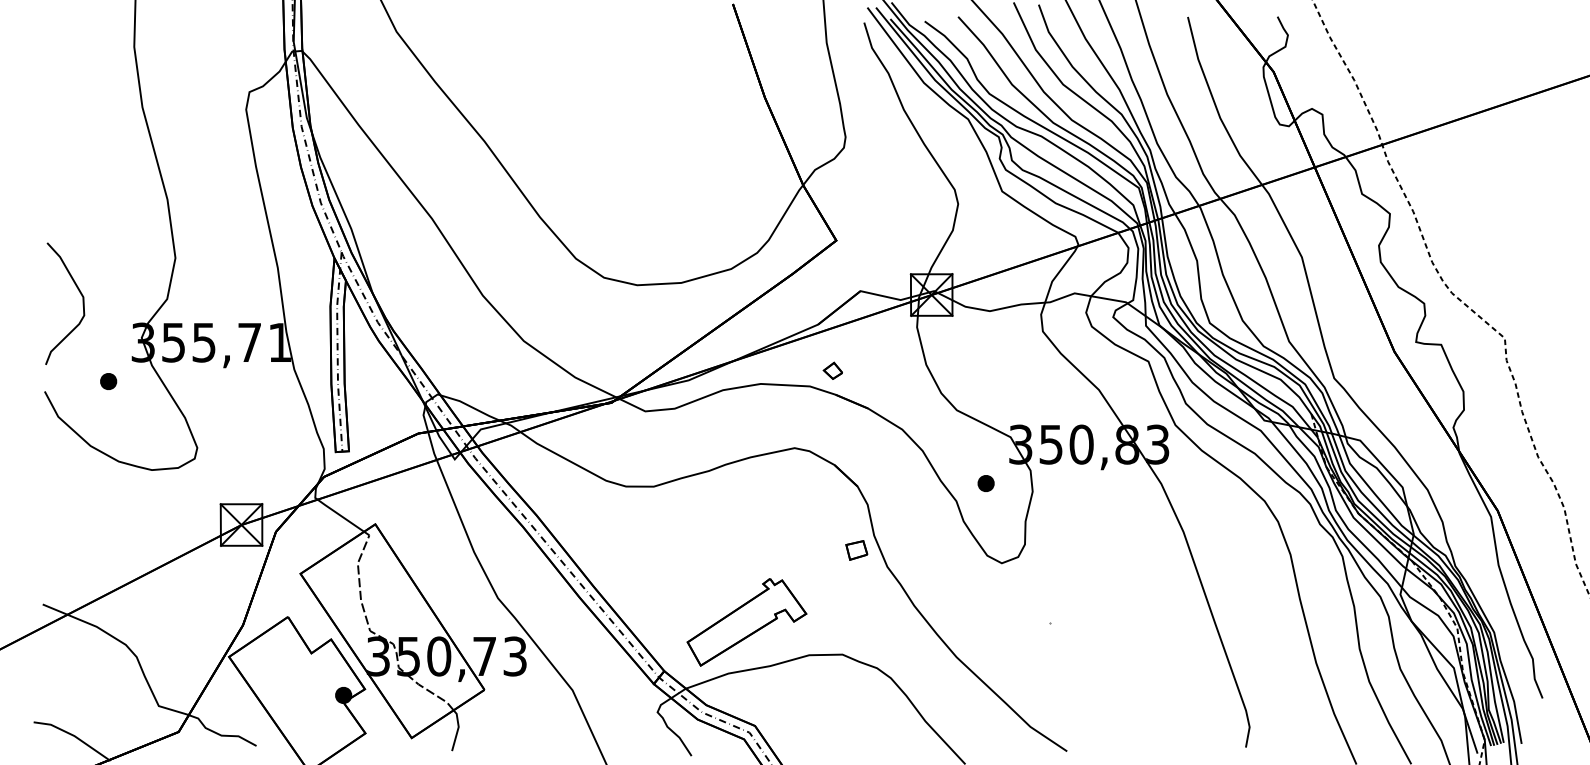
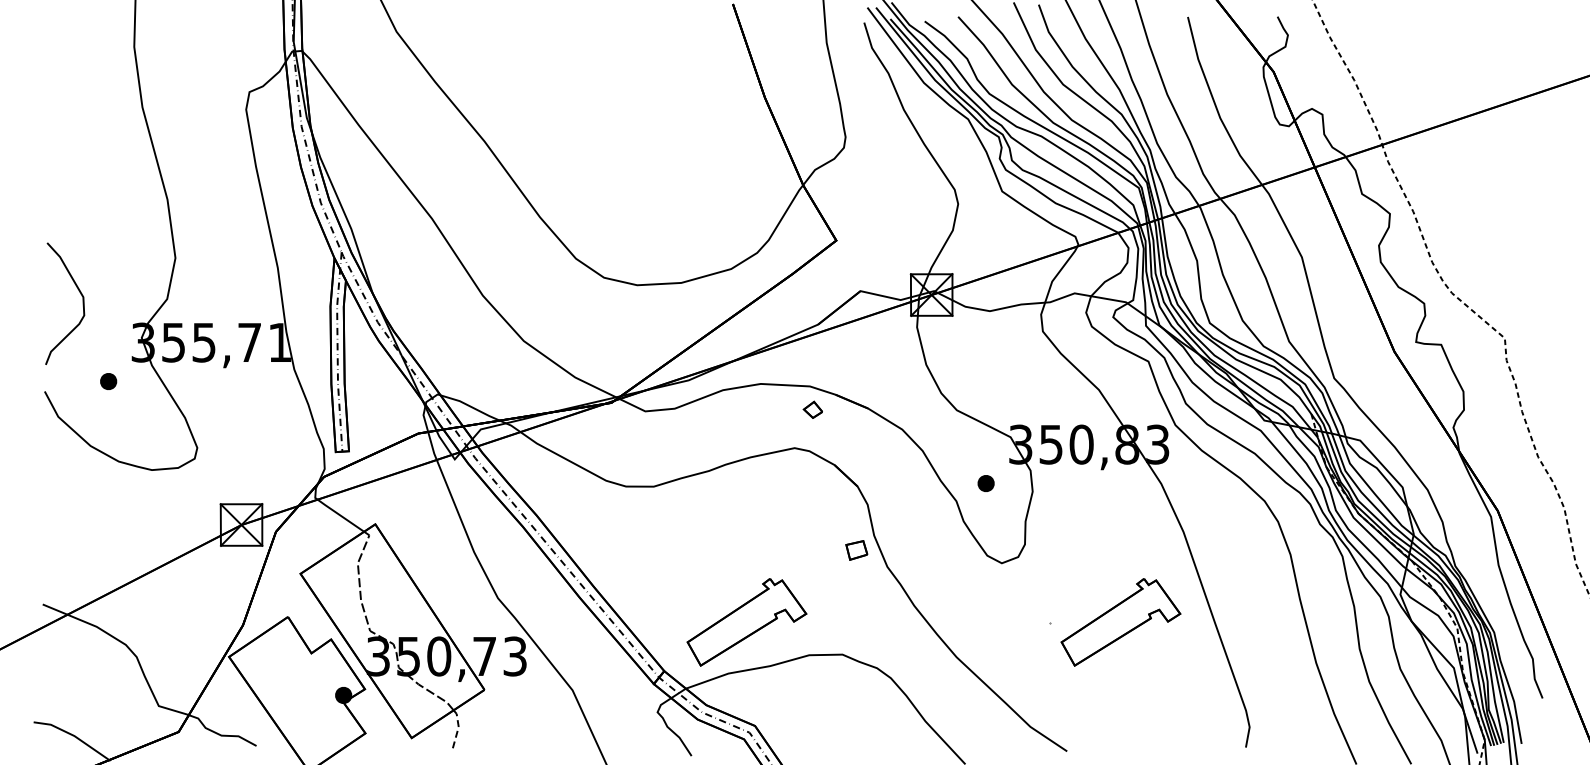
part position: (832, 370) -> (812, 409) (812, 409)
part: none -> present (1120, 622)
line: solid -> dashed (458, 728)
